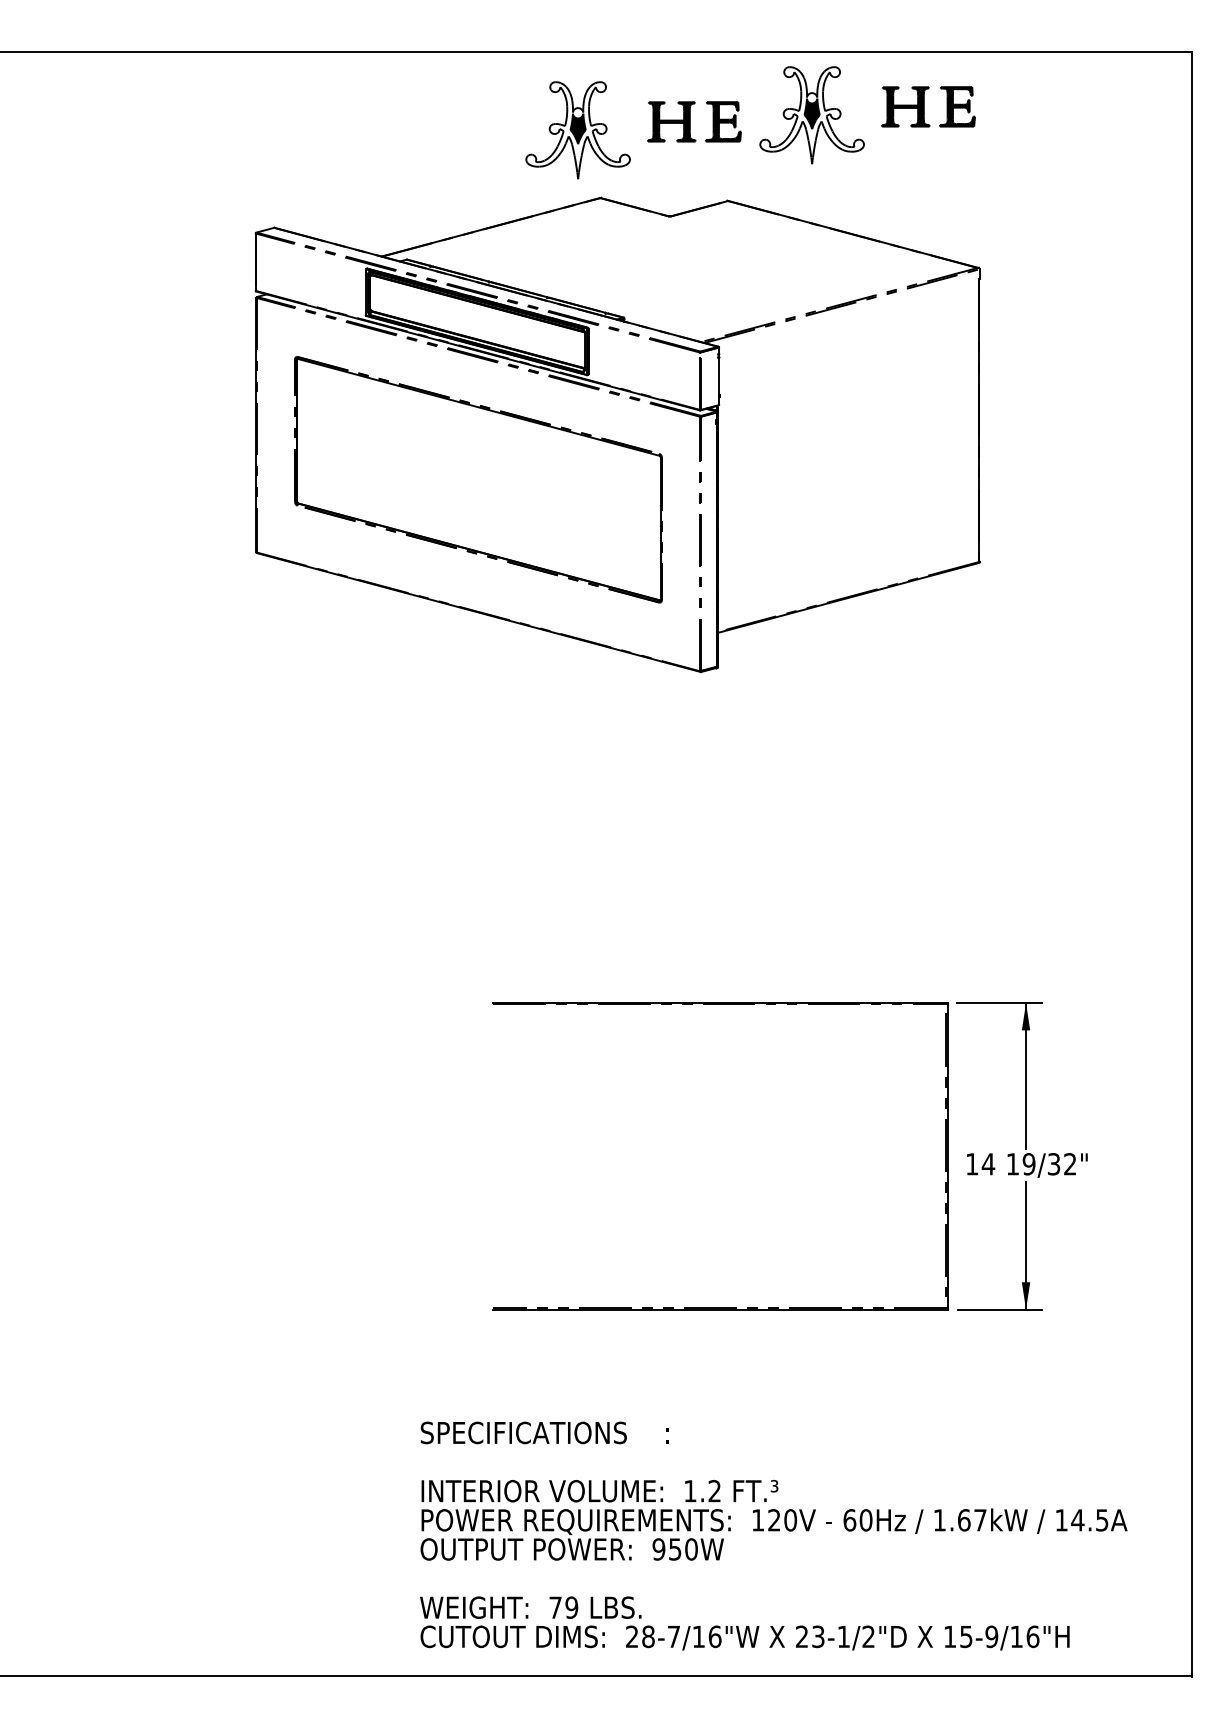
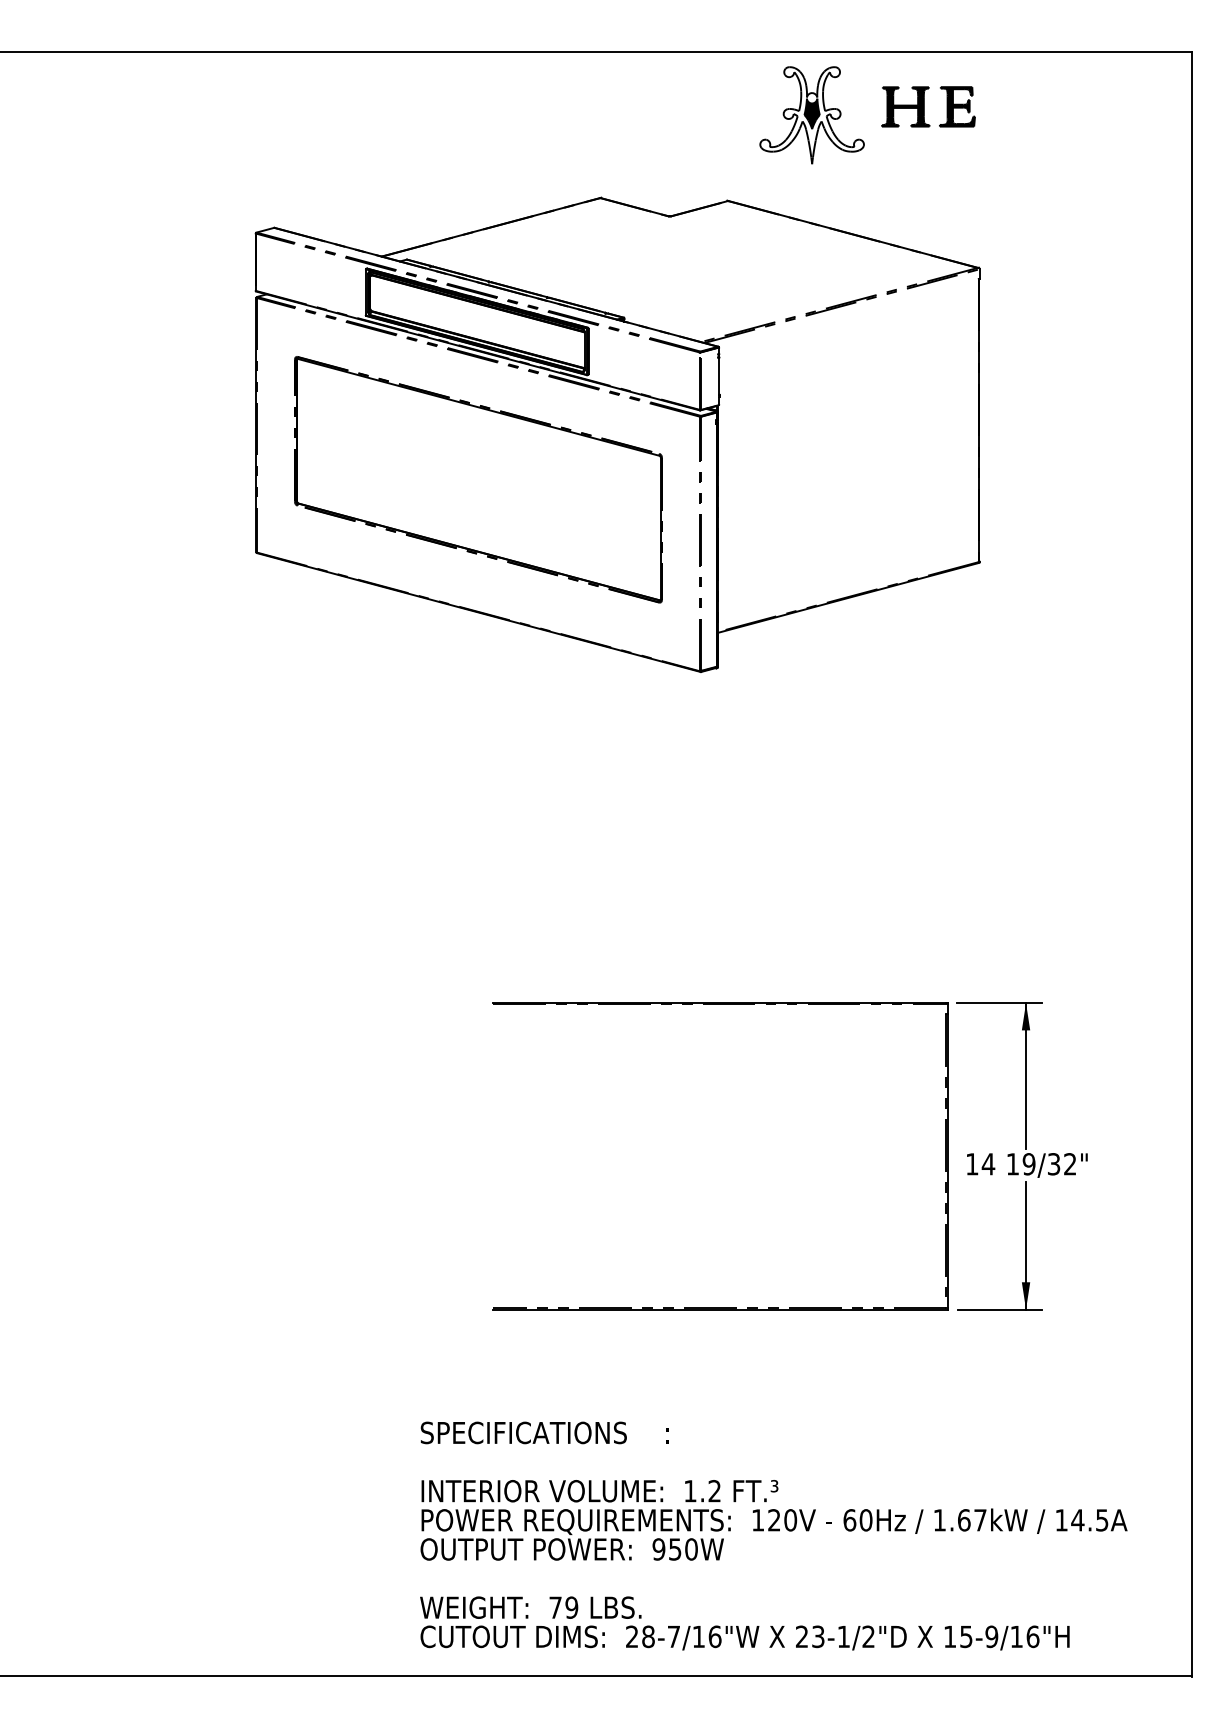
part: present -> none (647, 140)
